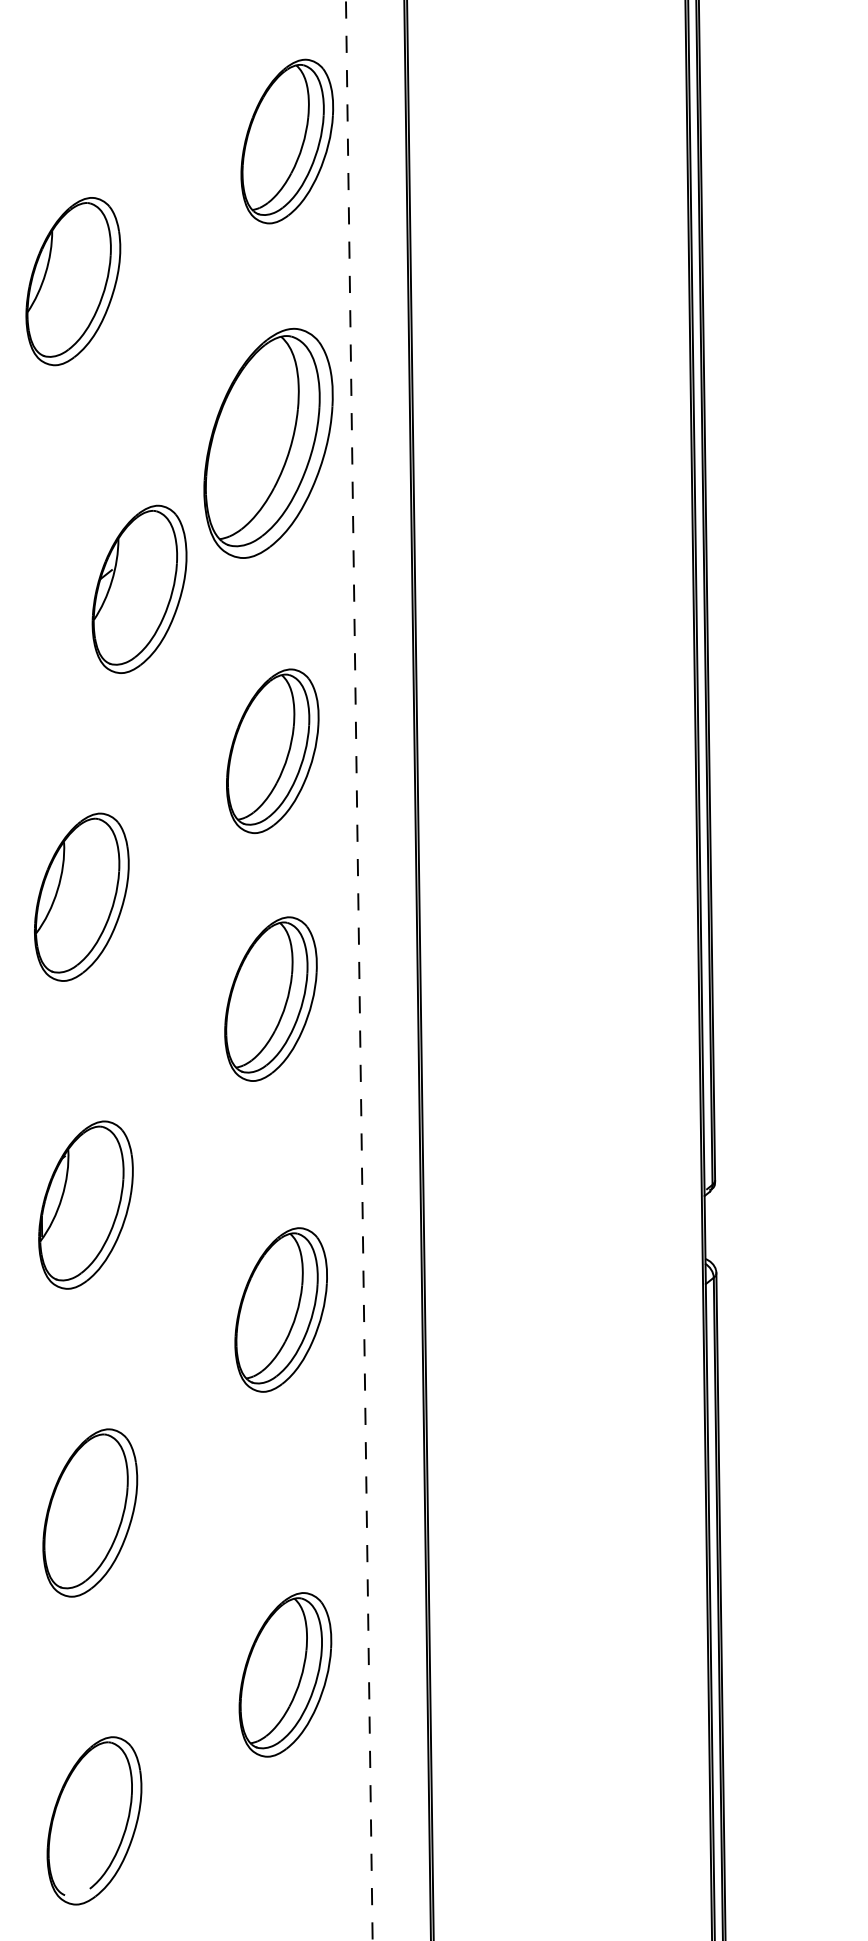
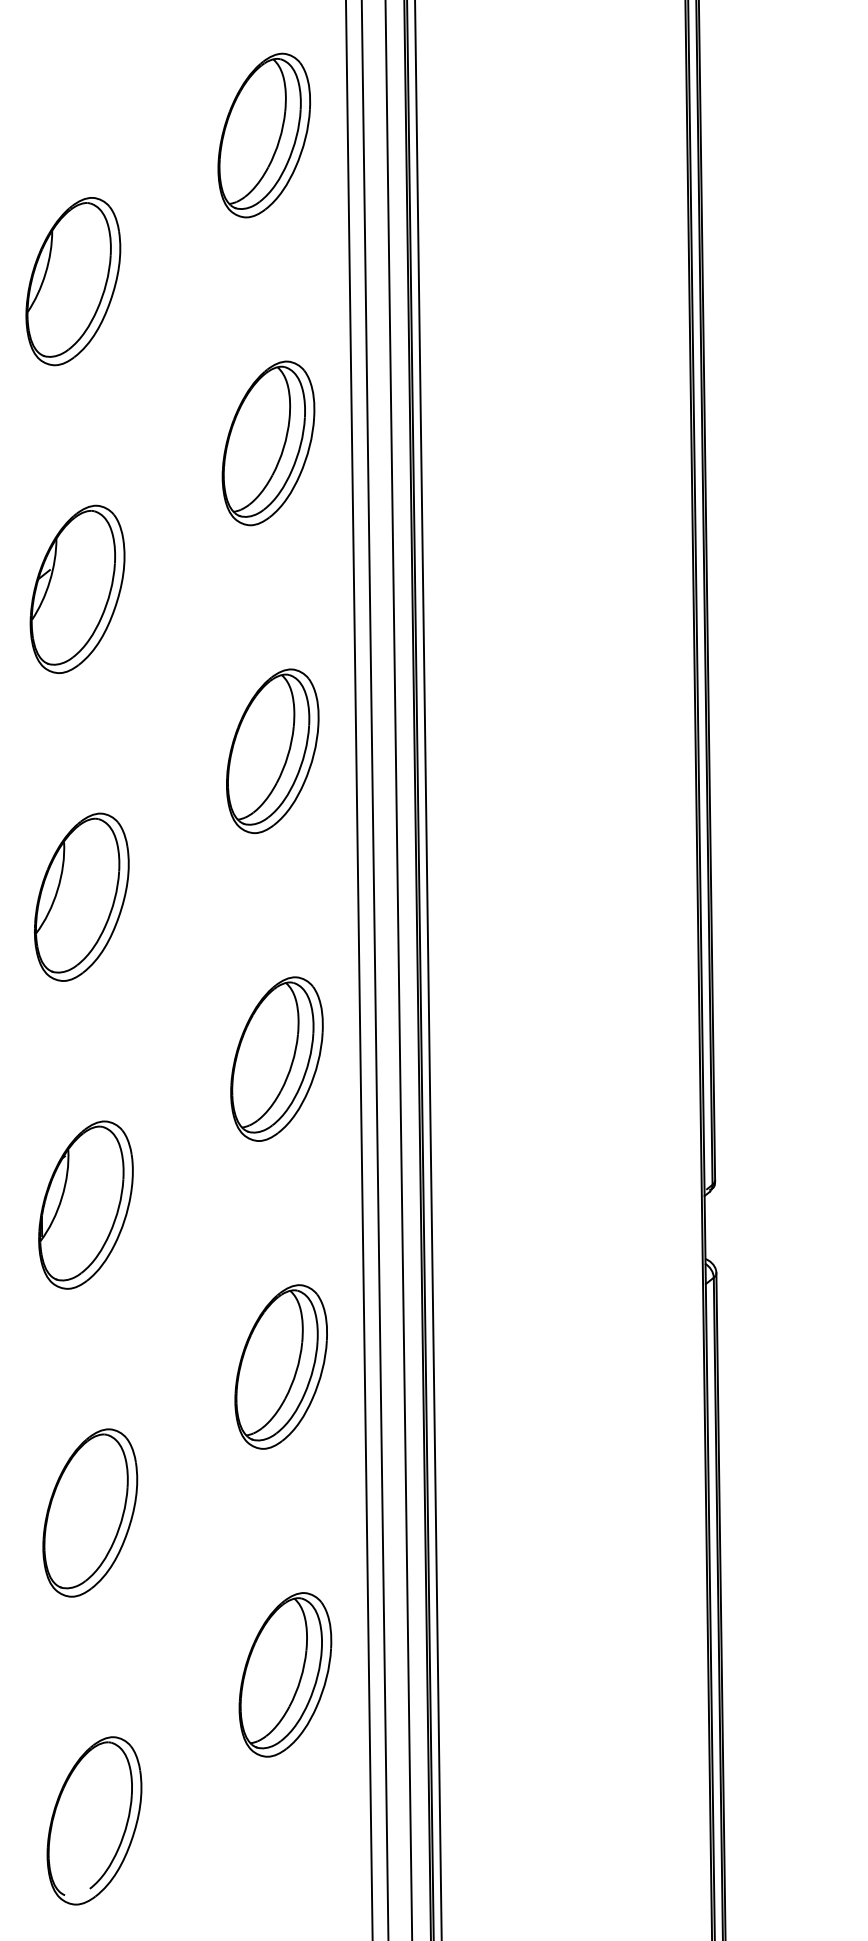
part position: (287, 141) -> (264, 135) (264, 135)
part size: 131x232 px -> 95x167 px (268, 443)
part position: (139, 588) -> (77, 588) (77, 588)
line: none -> present (374, 969)
line: none -> present (398, 969)
line: none -> present (428, 969)
line: dashed -> solid (359, 970)
part position: (270, 998) -> (276, 1058) (276, 1058)
part position: (280, 1309) -> (280, 1366) (280, 1366)
